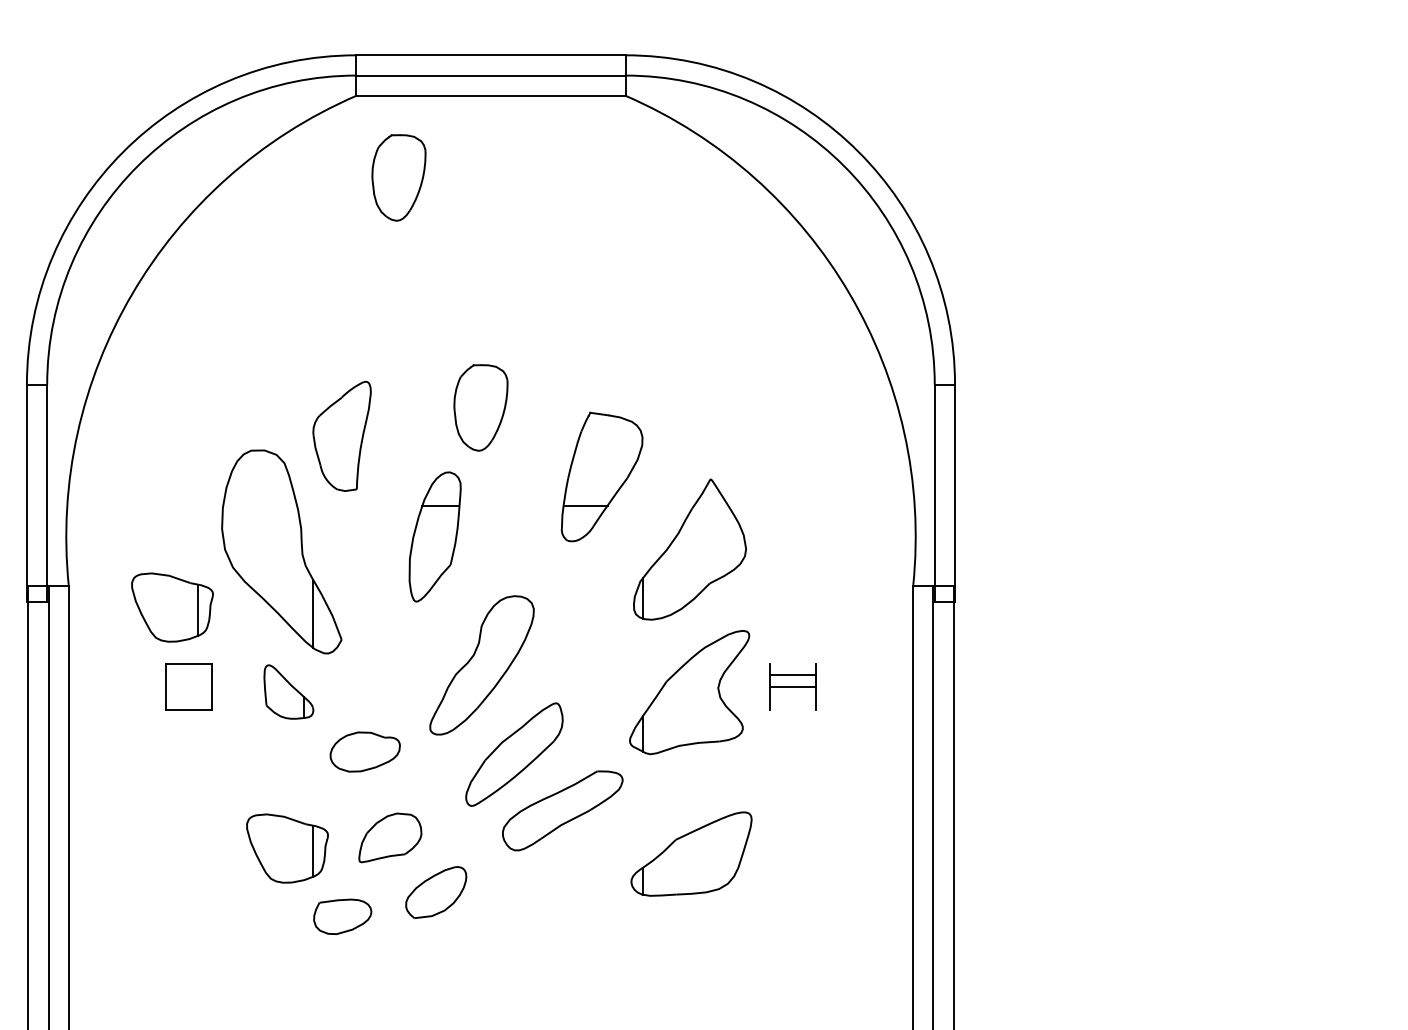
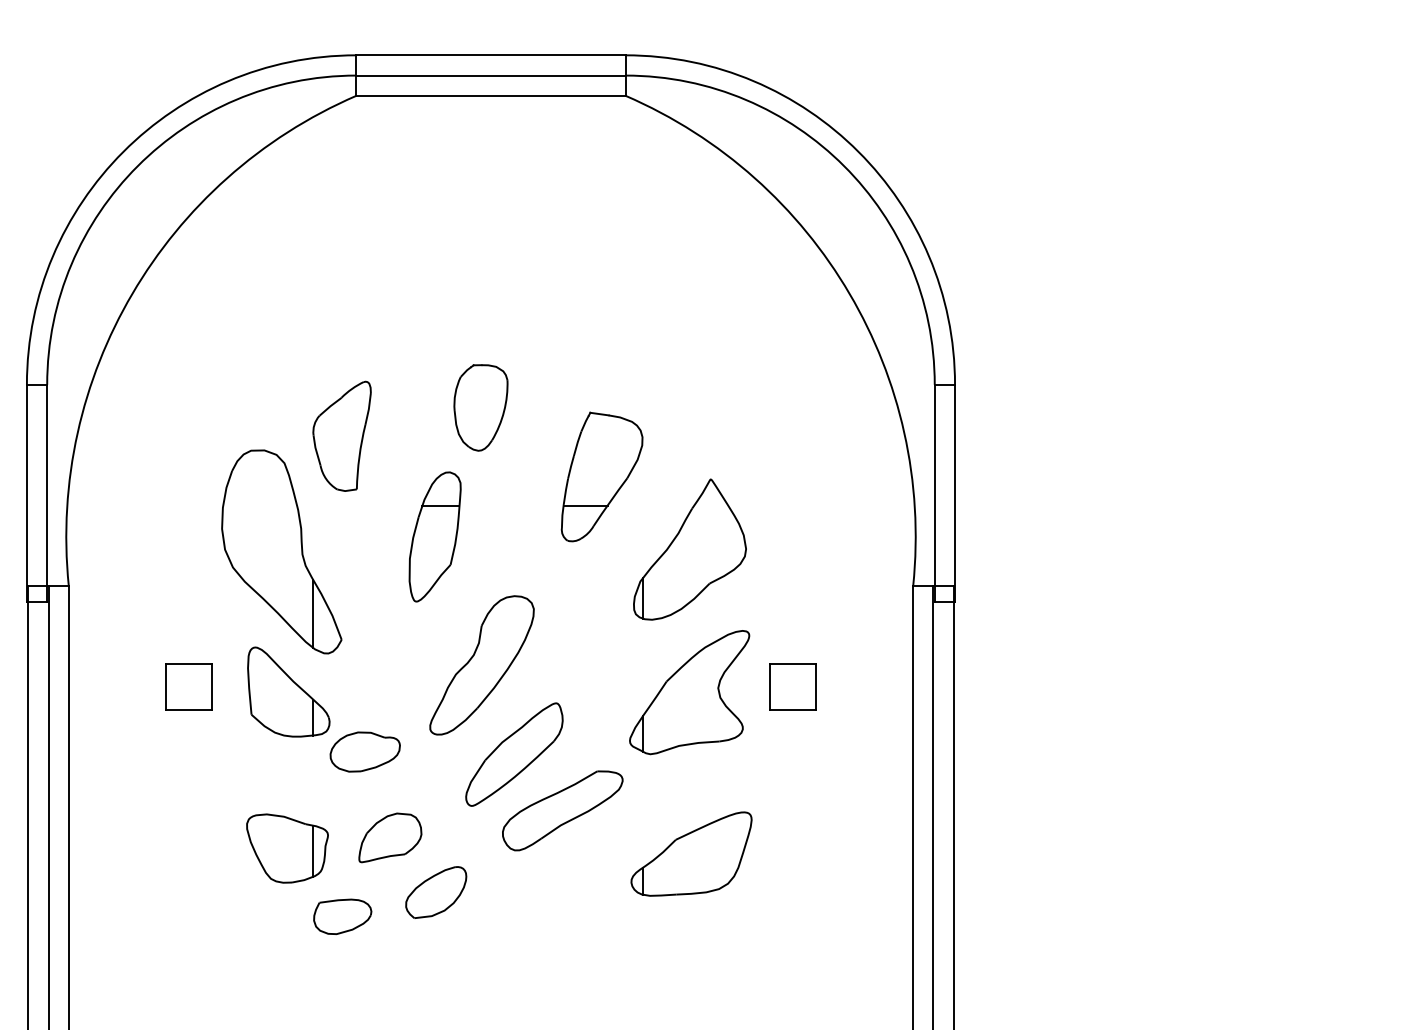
part: present -> none (398, 177)
part: present -> none (172, 607)
line position: (793, 674) -> (793, 663) (793, 663)
line position: (793, 686) -> (793, 709) (793, 709)
part size: 52x56 px -> 84x92 px (288, 691)
